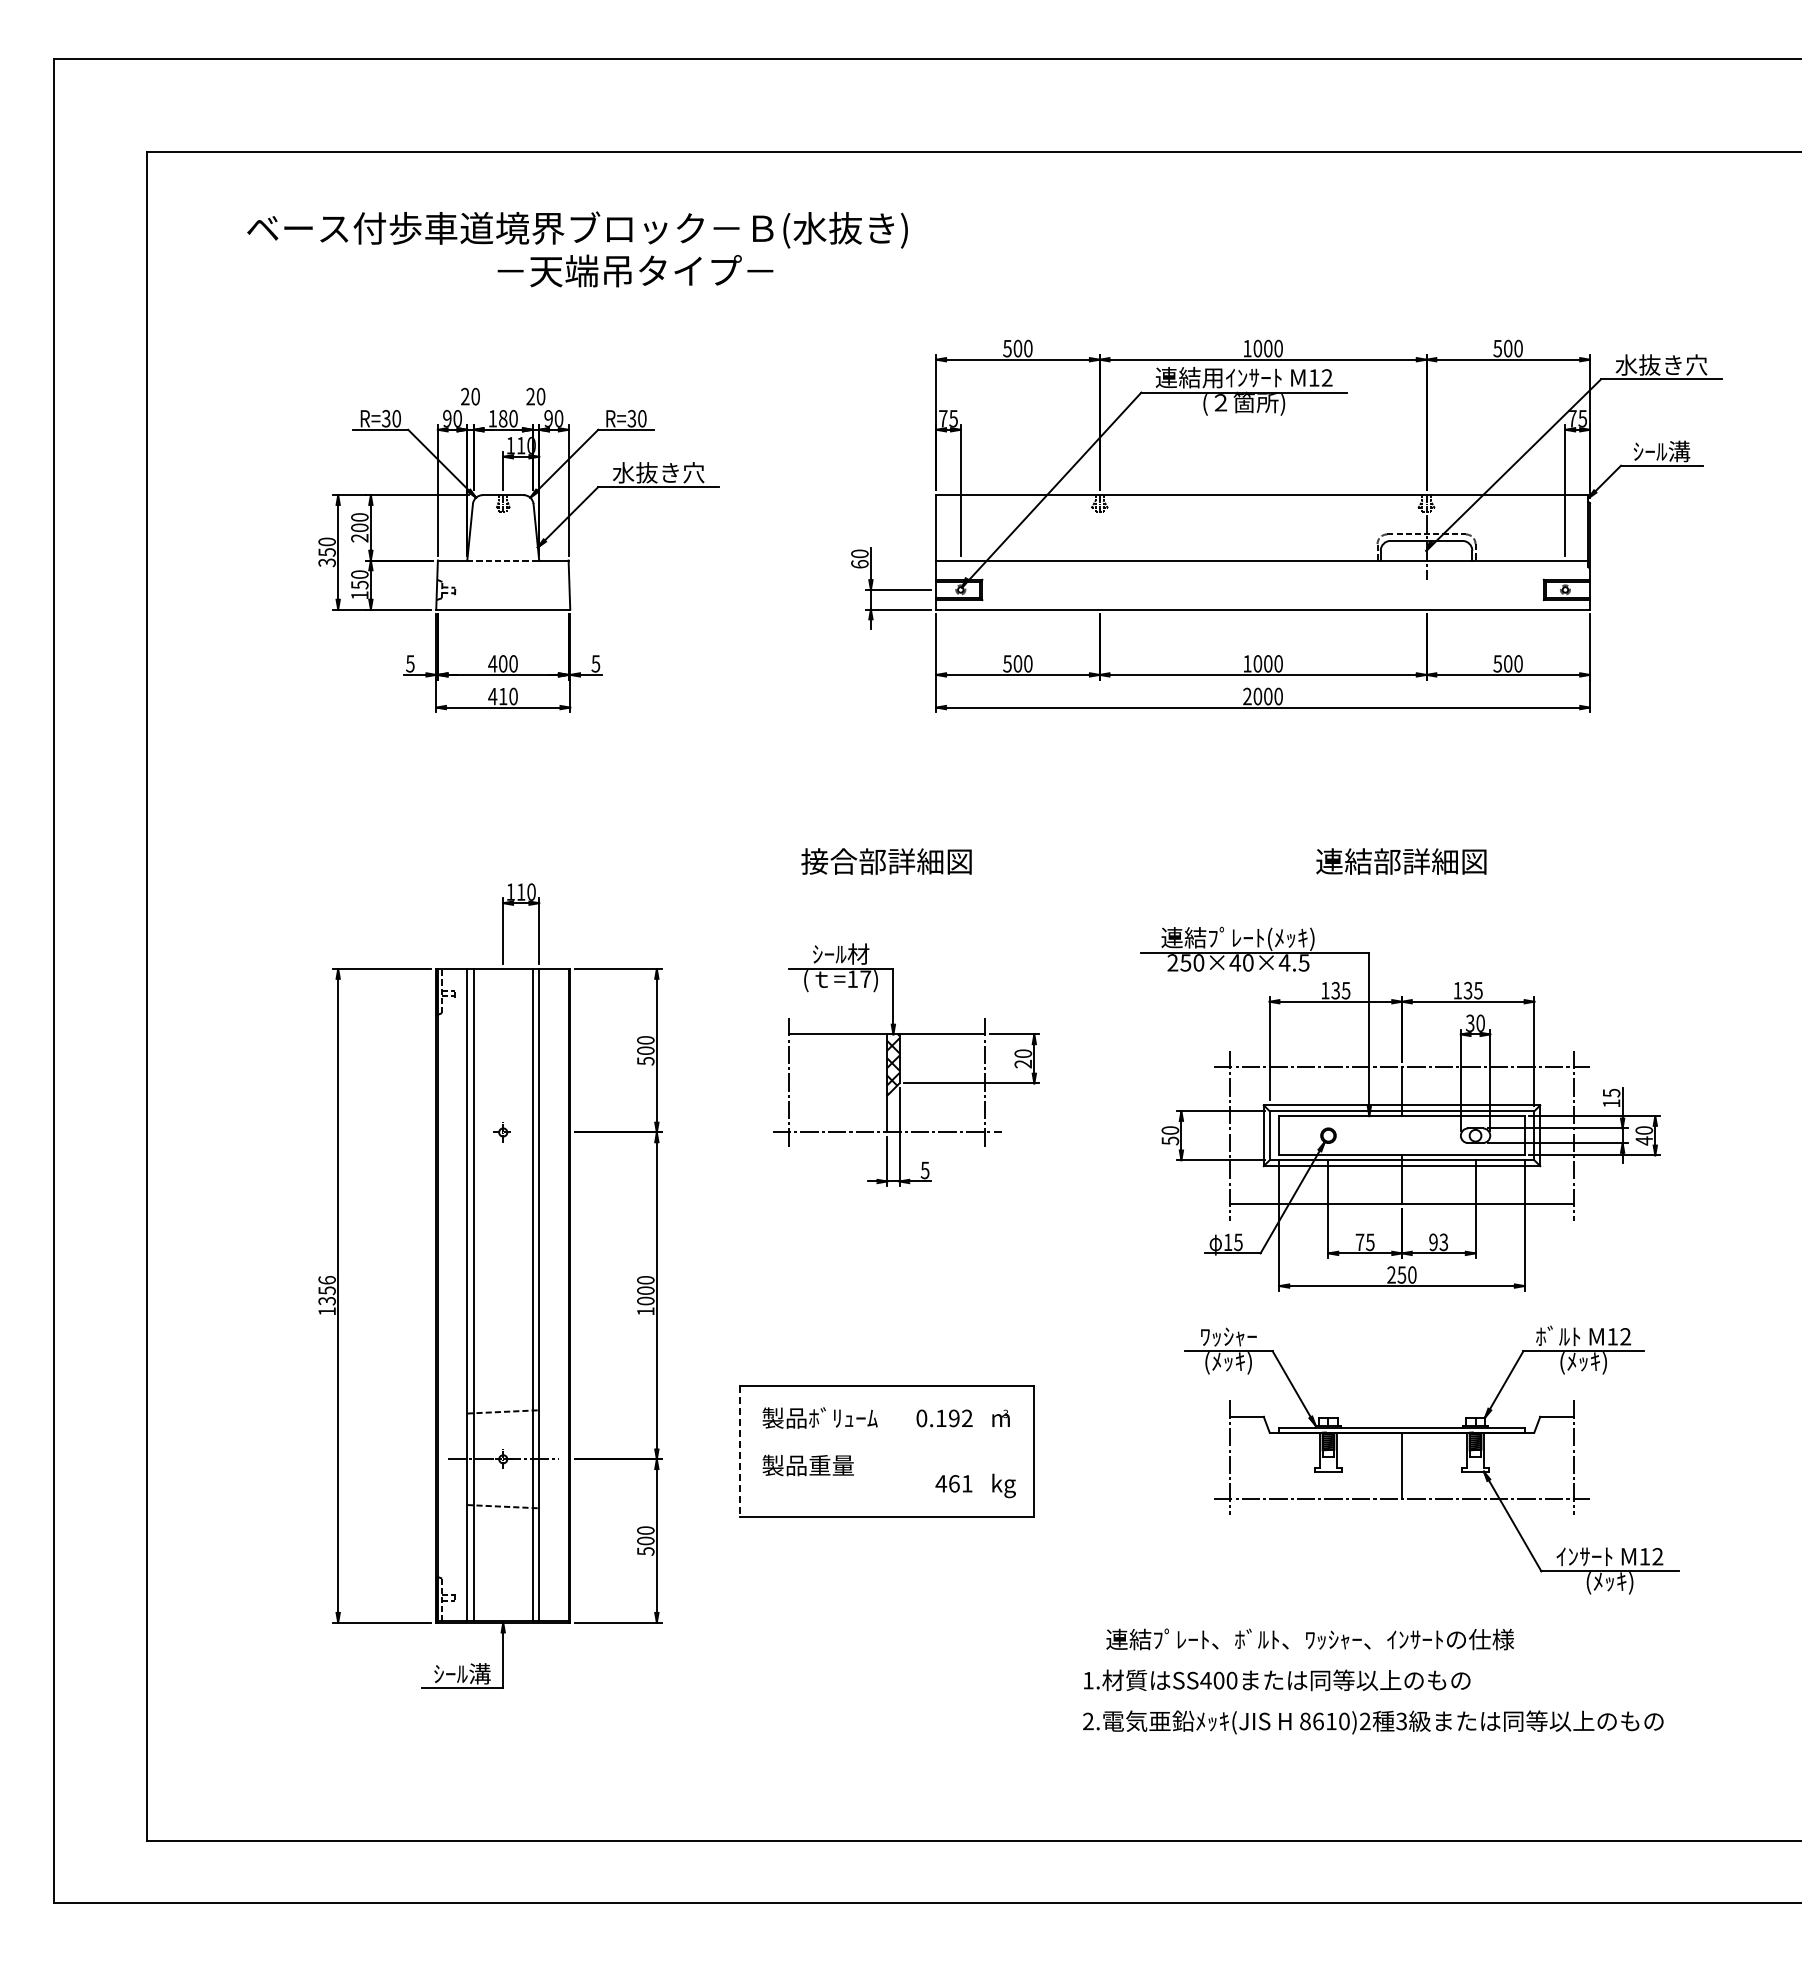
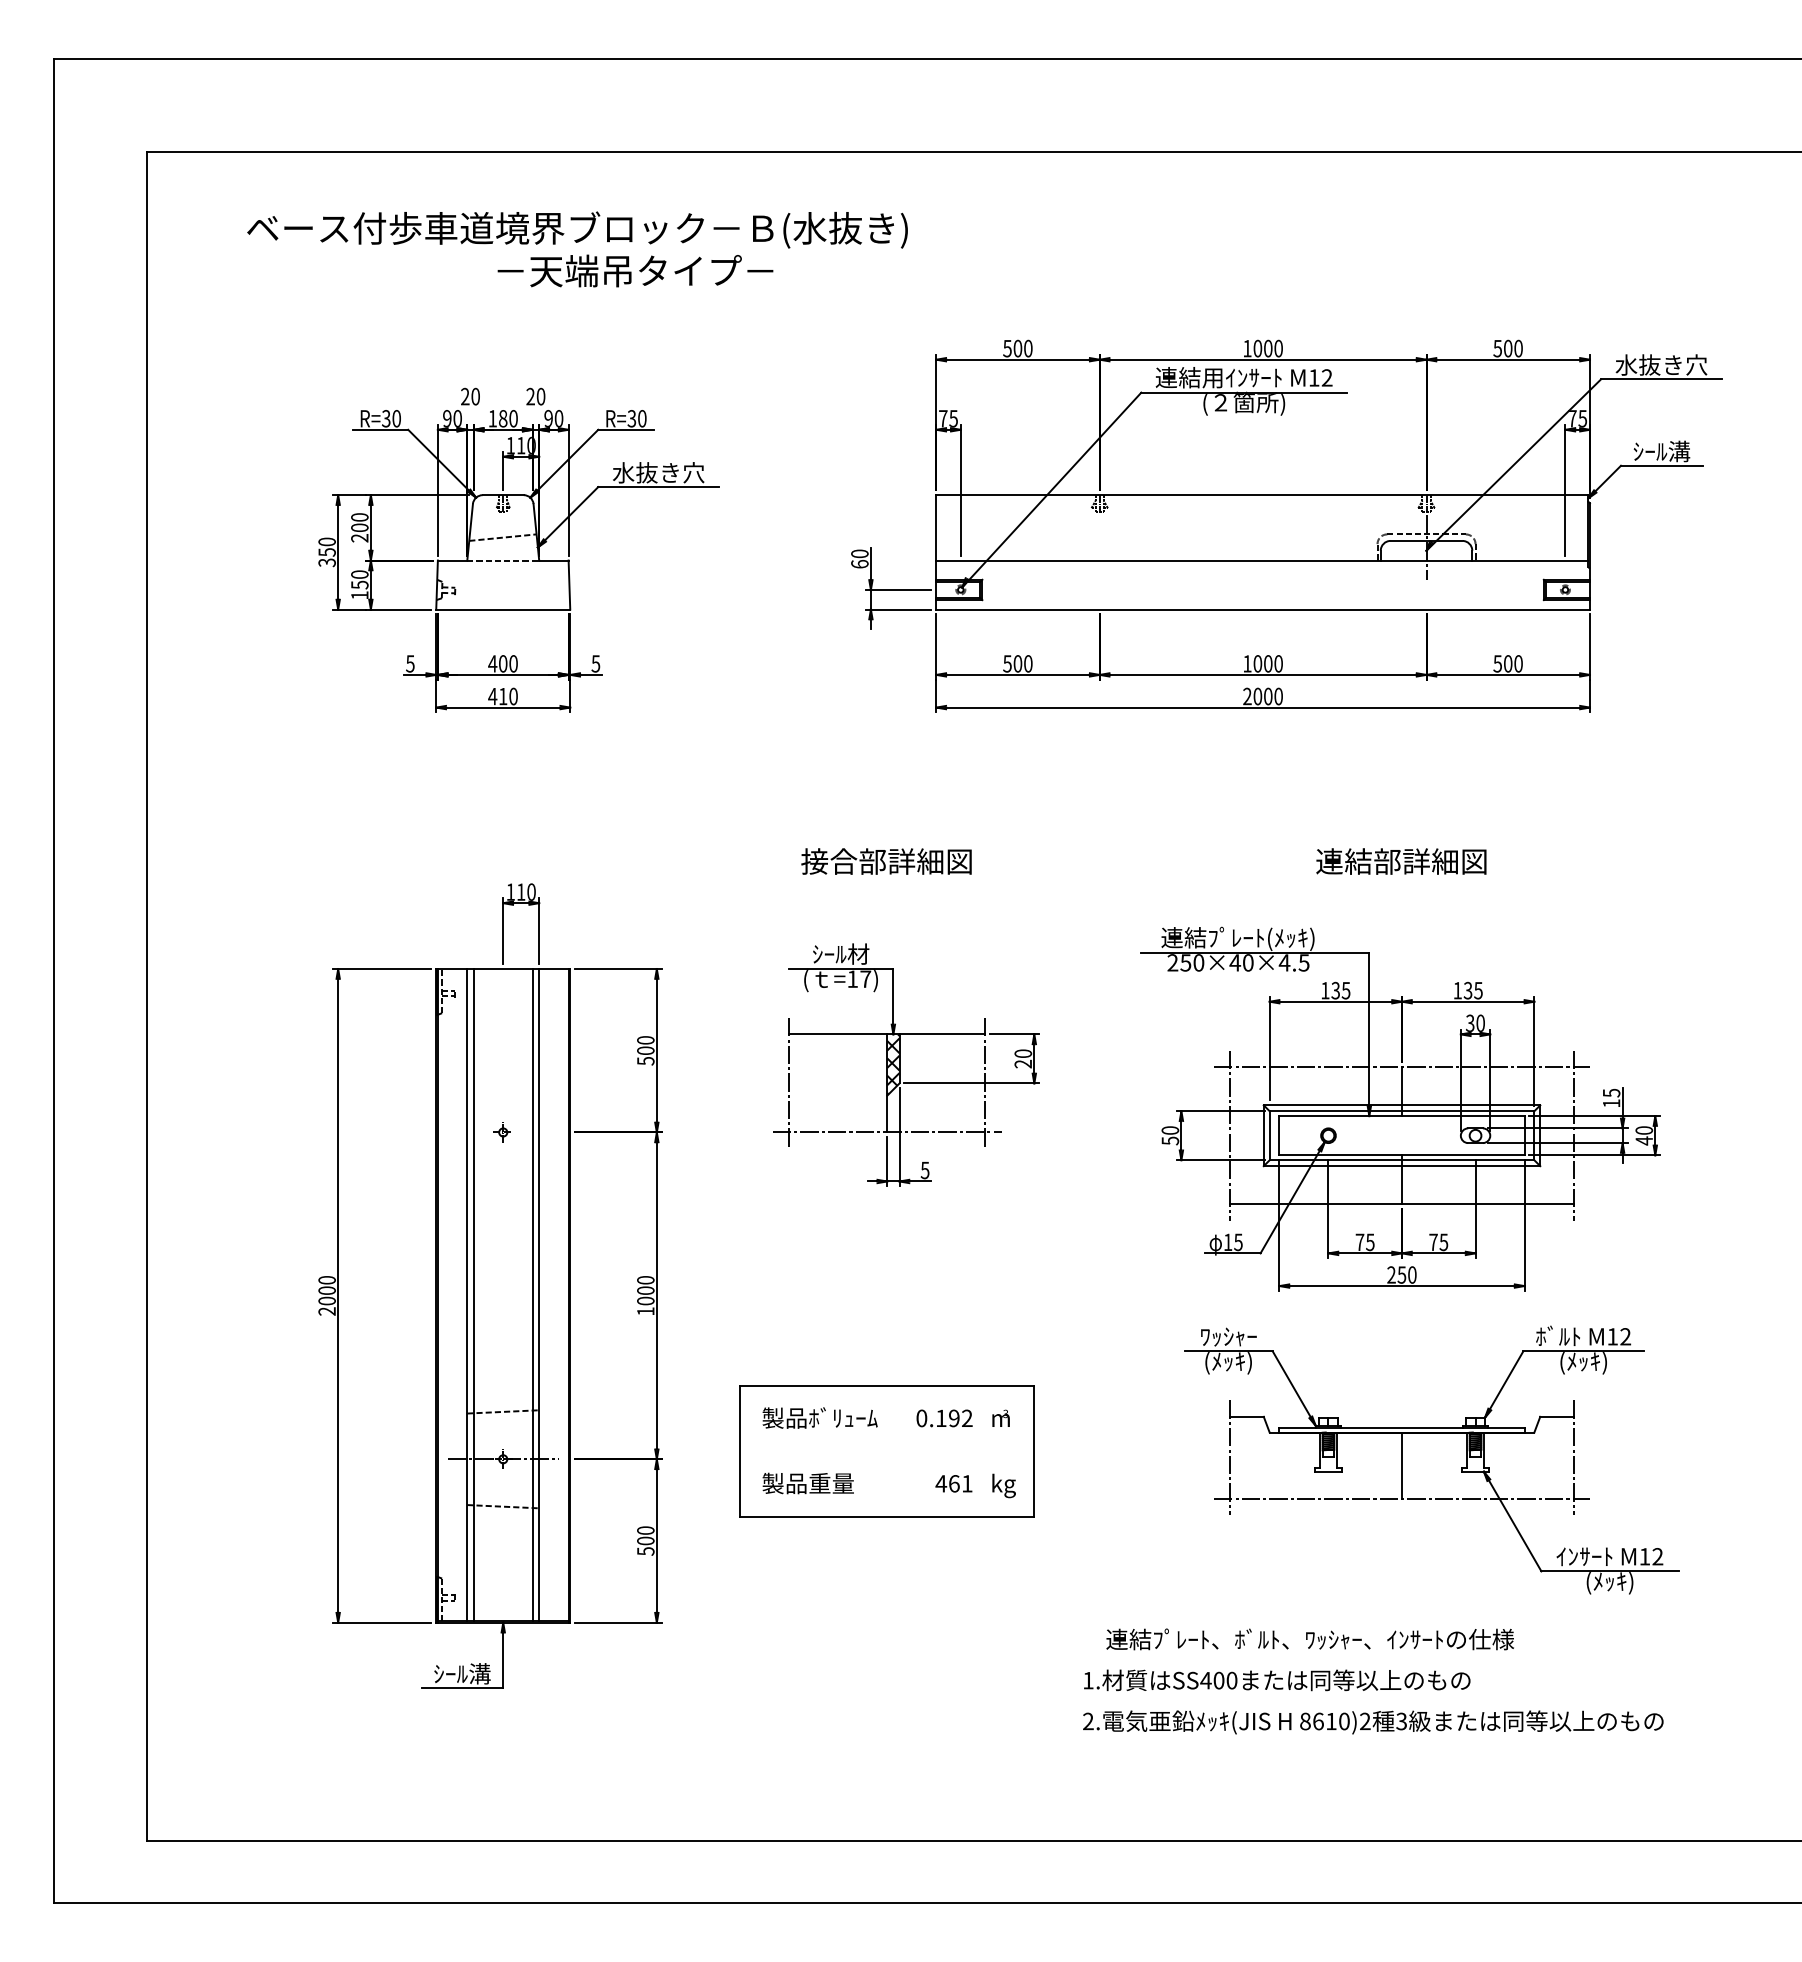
line: none -> present (502, 537)
text: 93 -> 75 (1438, 1242)
text: 1356 -> 2000 (326, 1295)
line: dashed -> solid (740, 1451)
text position: (807, 1465) -> (807, 1483) (807, 1483)
